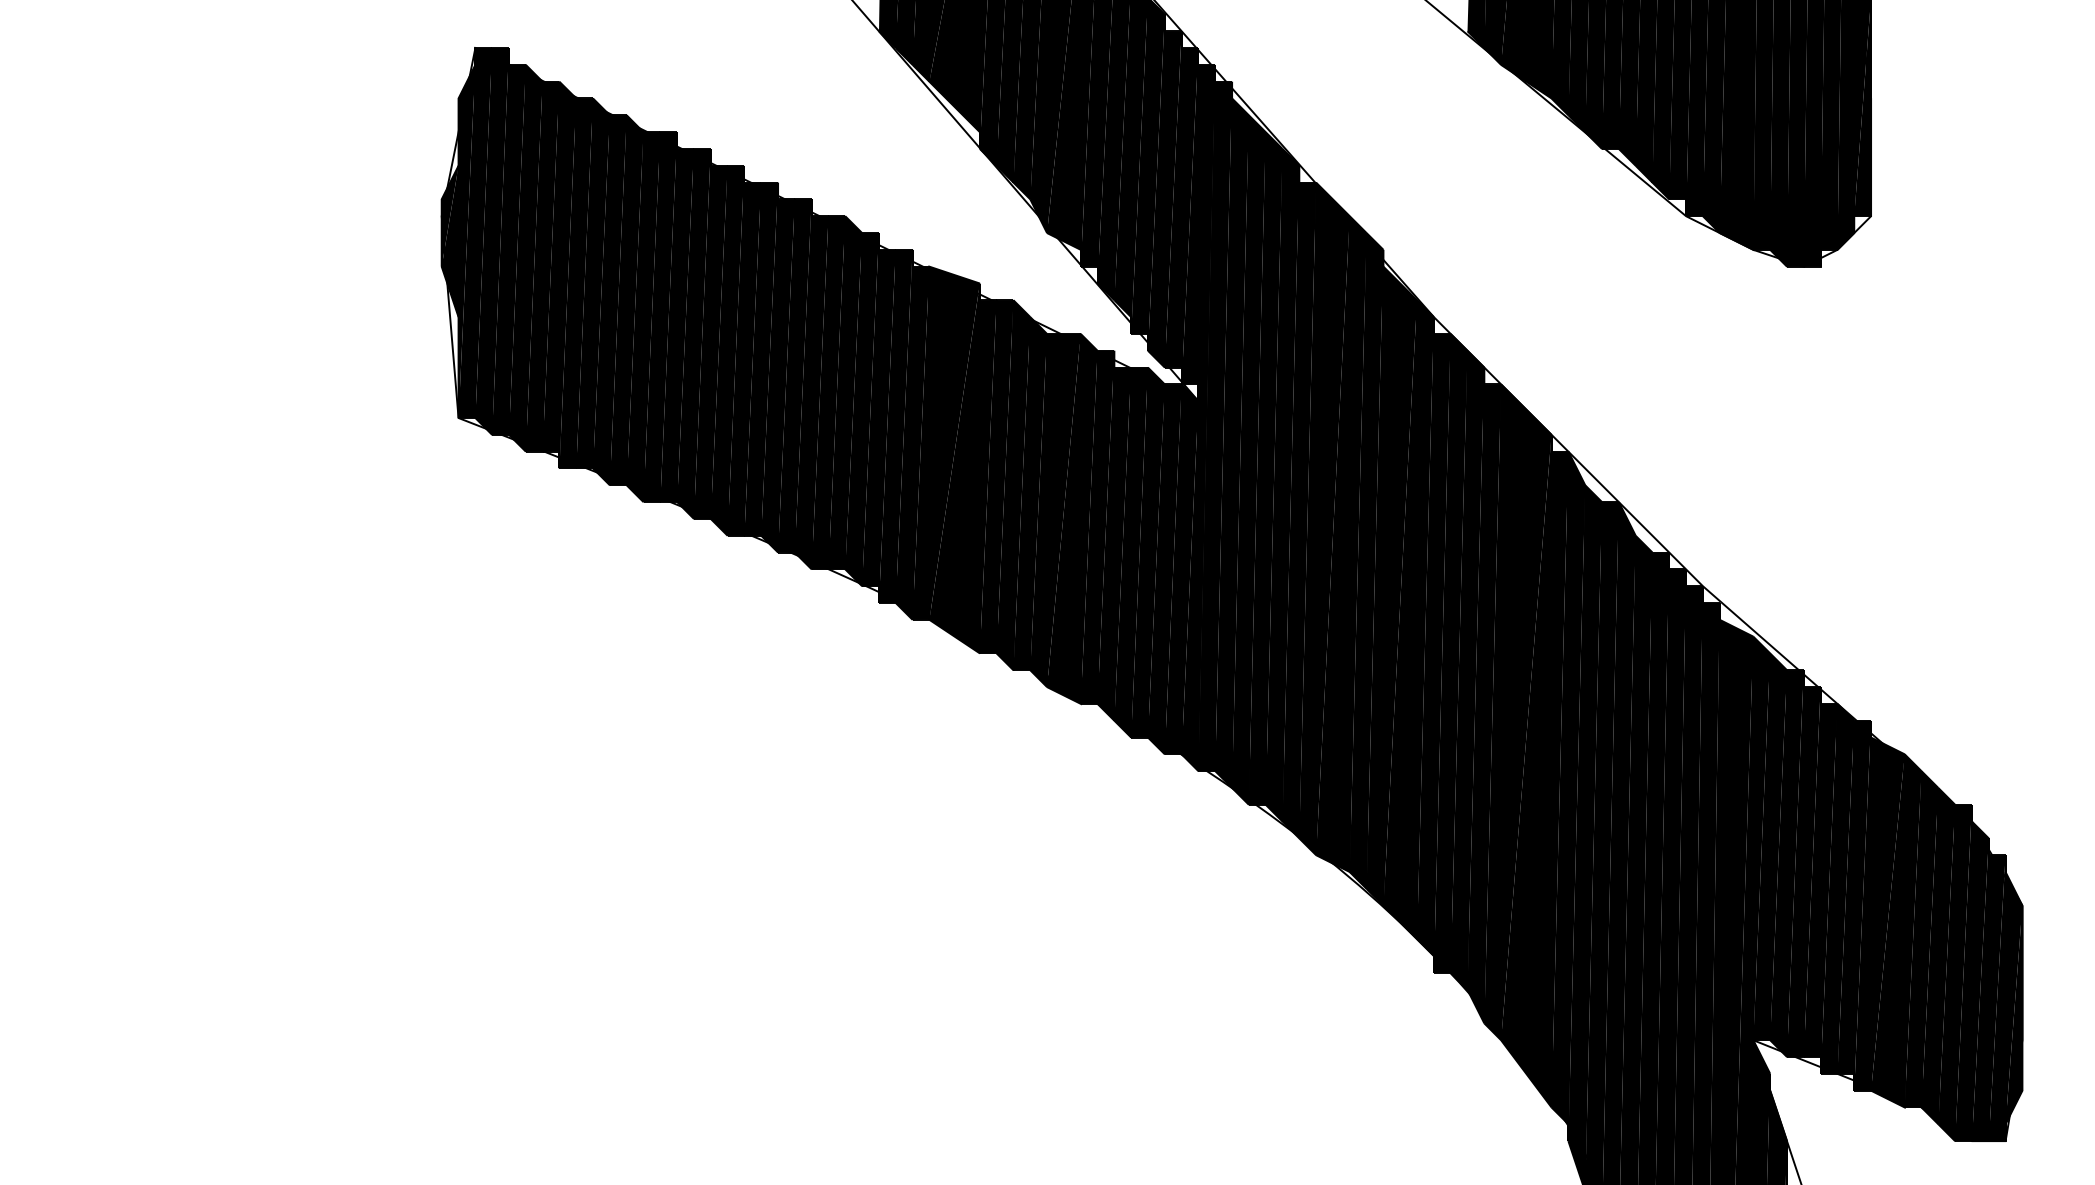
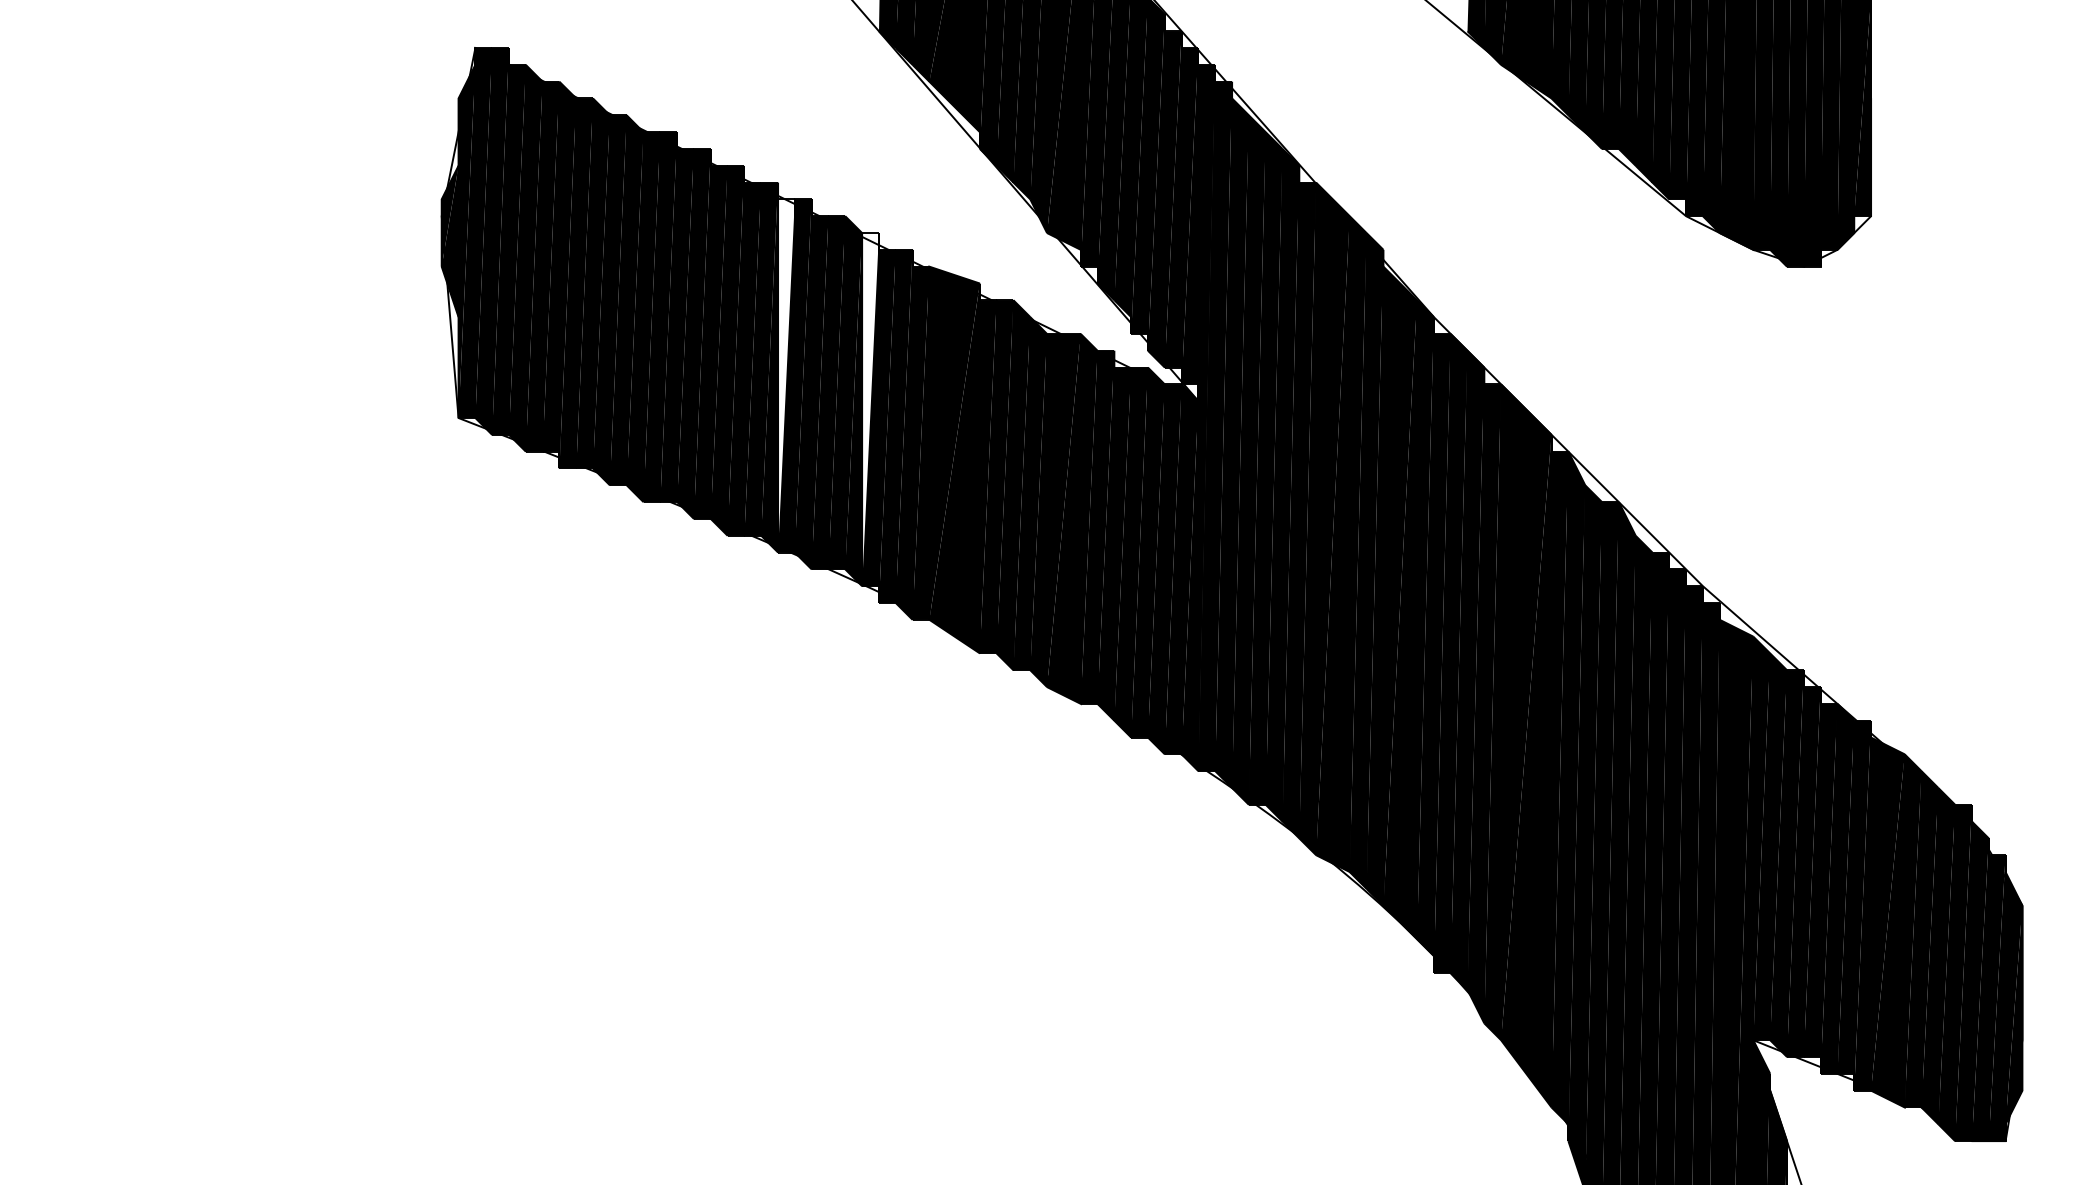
fill: present -> none (786, 375)
fill: present -> none (870, 409)
